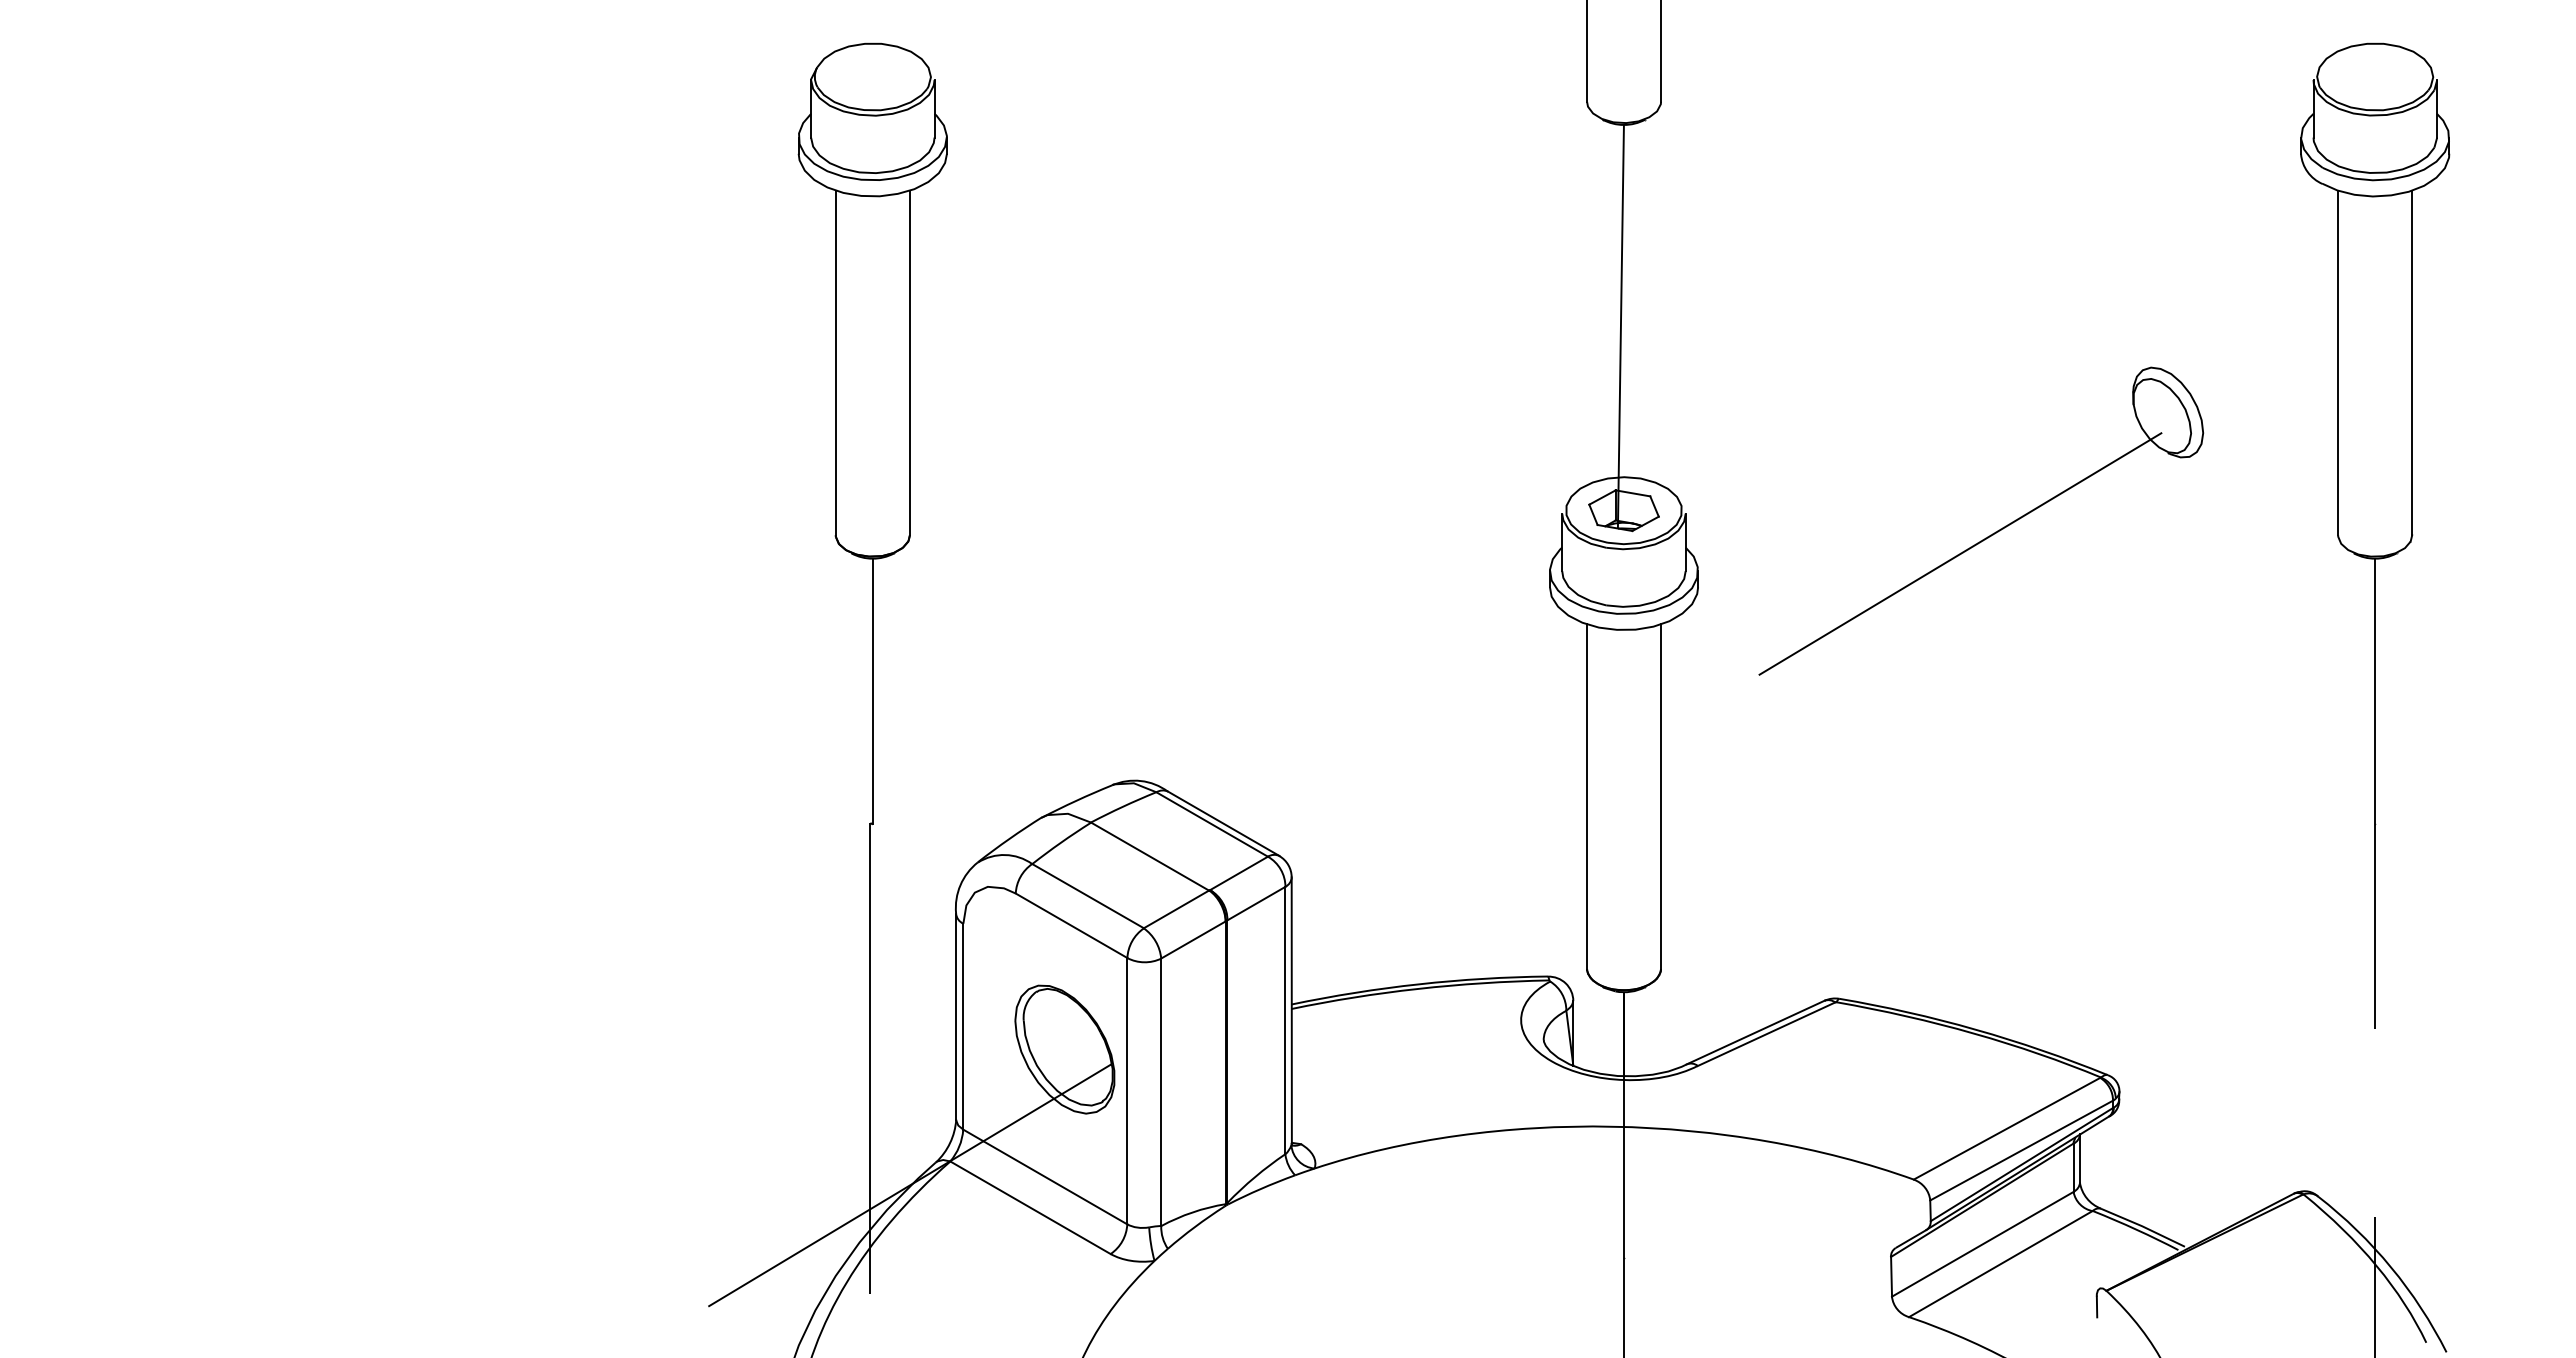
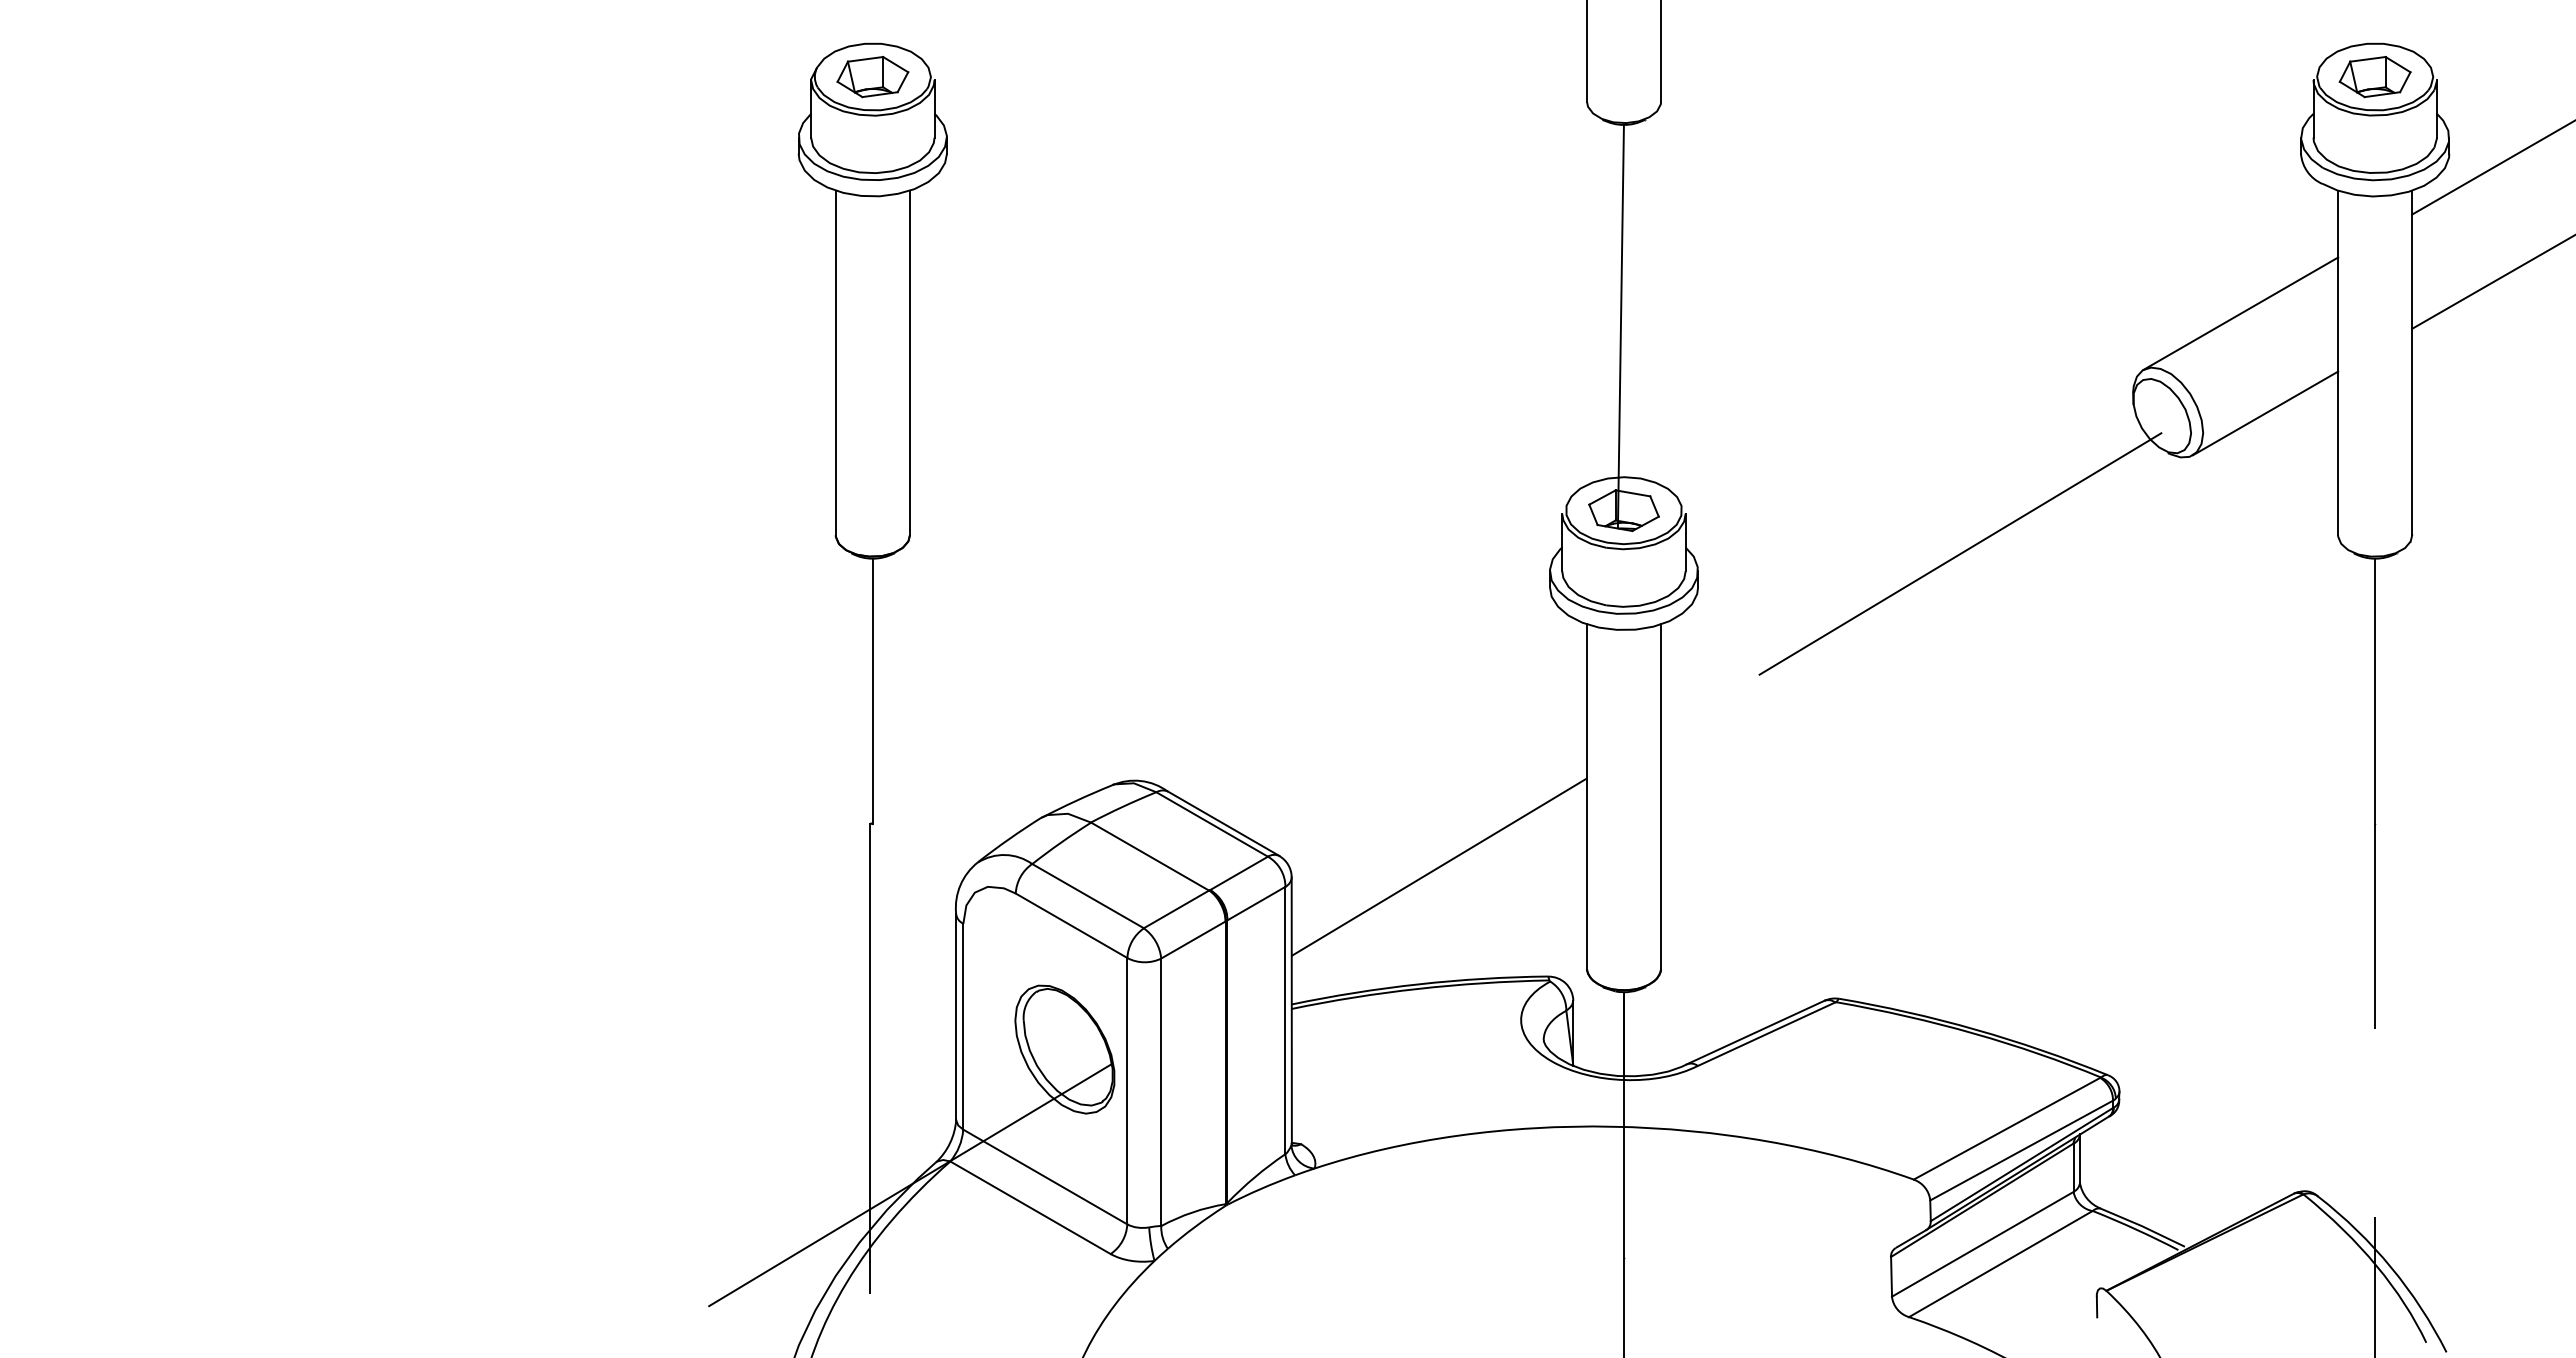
part: none -> present (872, 77)
part: none -> present (2374, 77)
line: none -> present (2492, 168)
line: none -> present (2492, 282)
line: none -> present (2240, 313)
line: none -> present (2265, 413)
line: none -> present (1439, 866)
